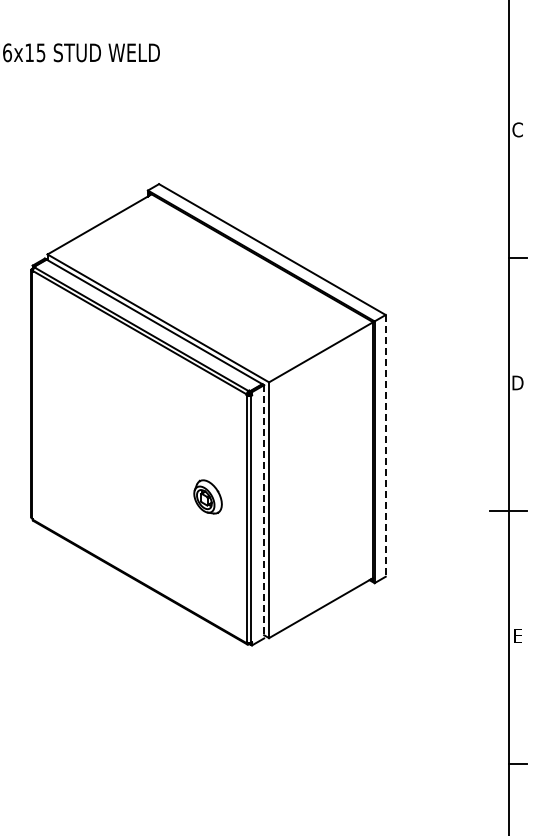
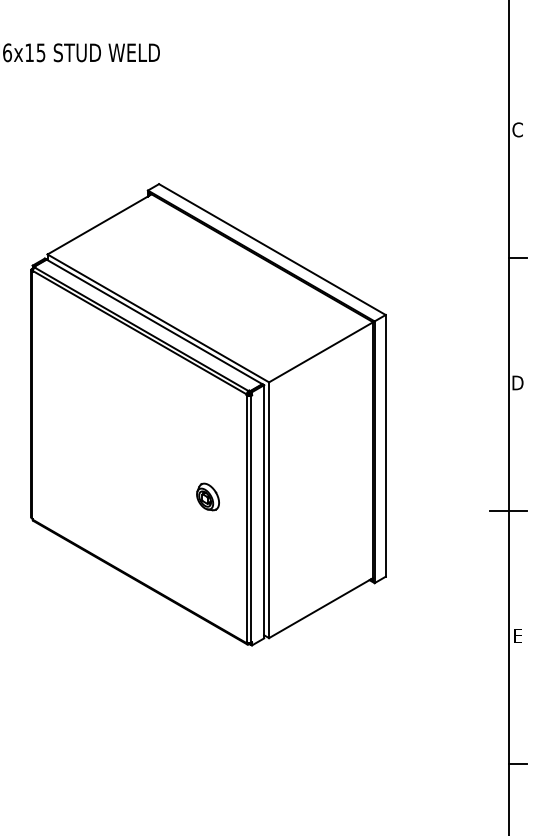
line: dashed -> solid (385, 445)
part size: 30x36 px -> 24x30 px (207, 496)
line: dashed -> solid (264, 511)
